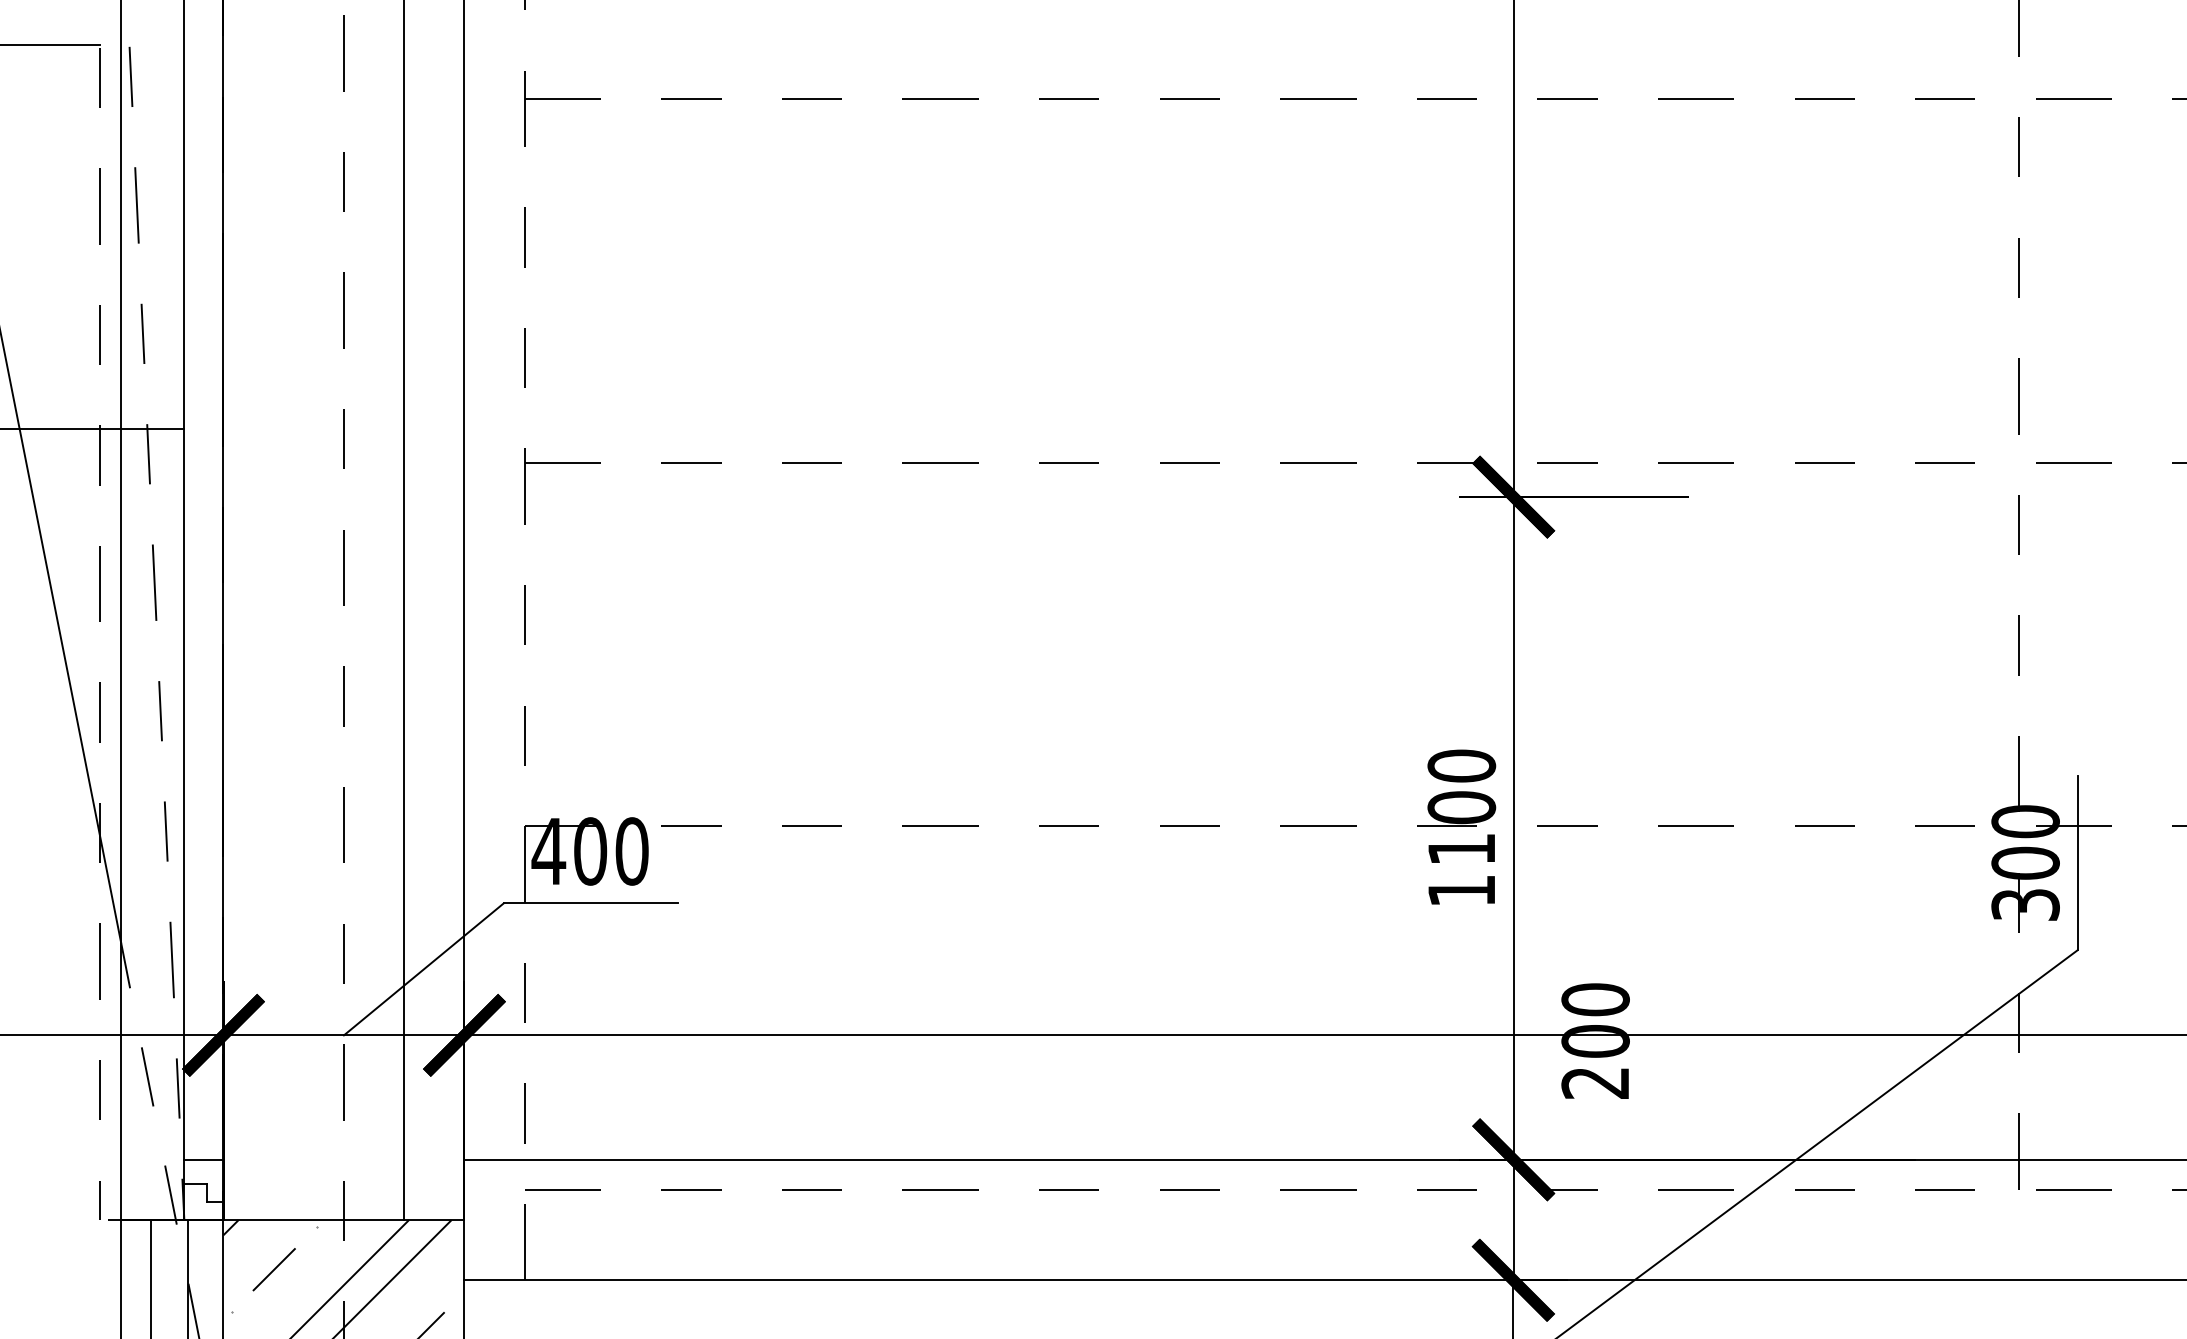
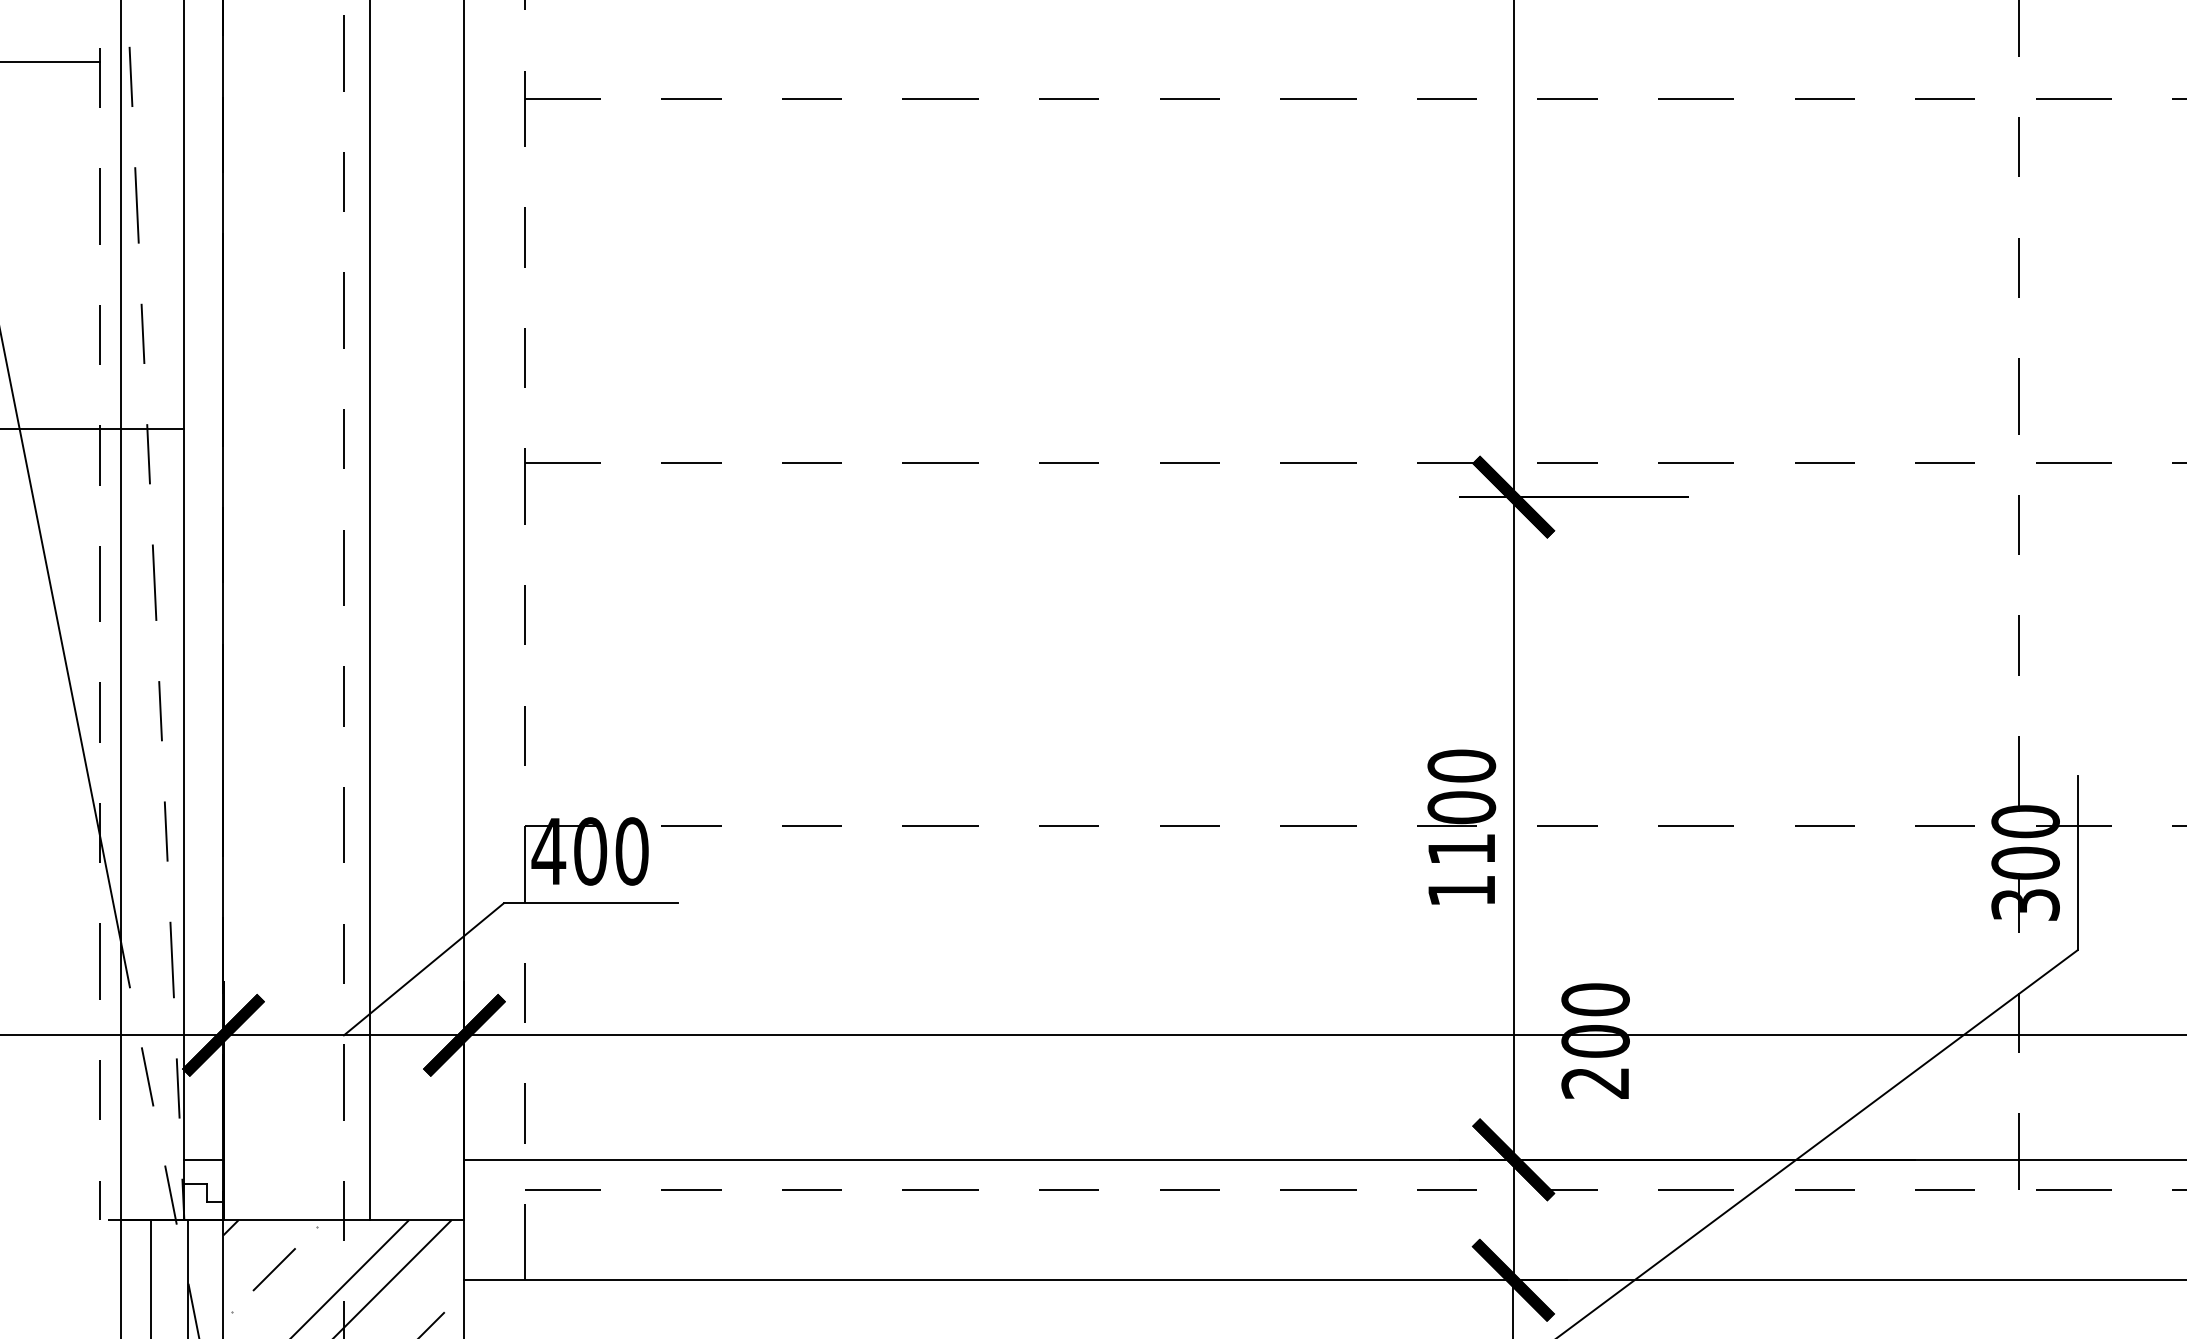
line position: (51, 45) -> (51, 62) (51, 62)
line position: (404, 611) -> (370, 611) (370, 611)
